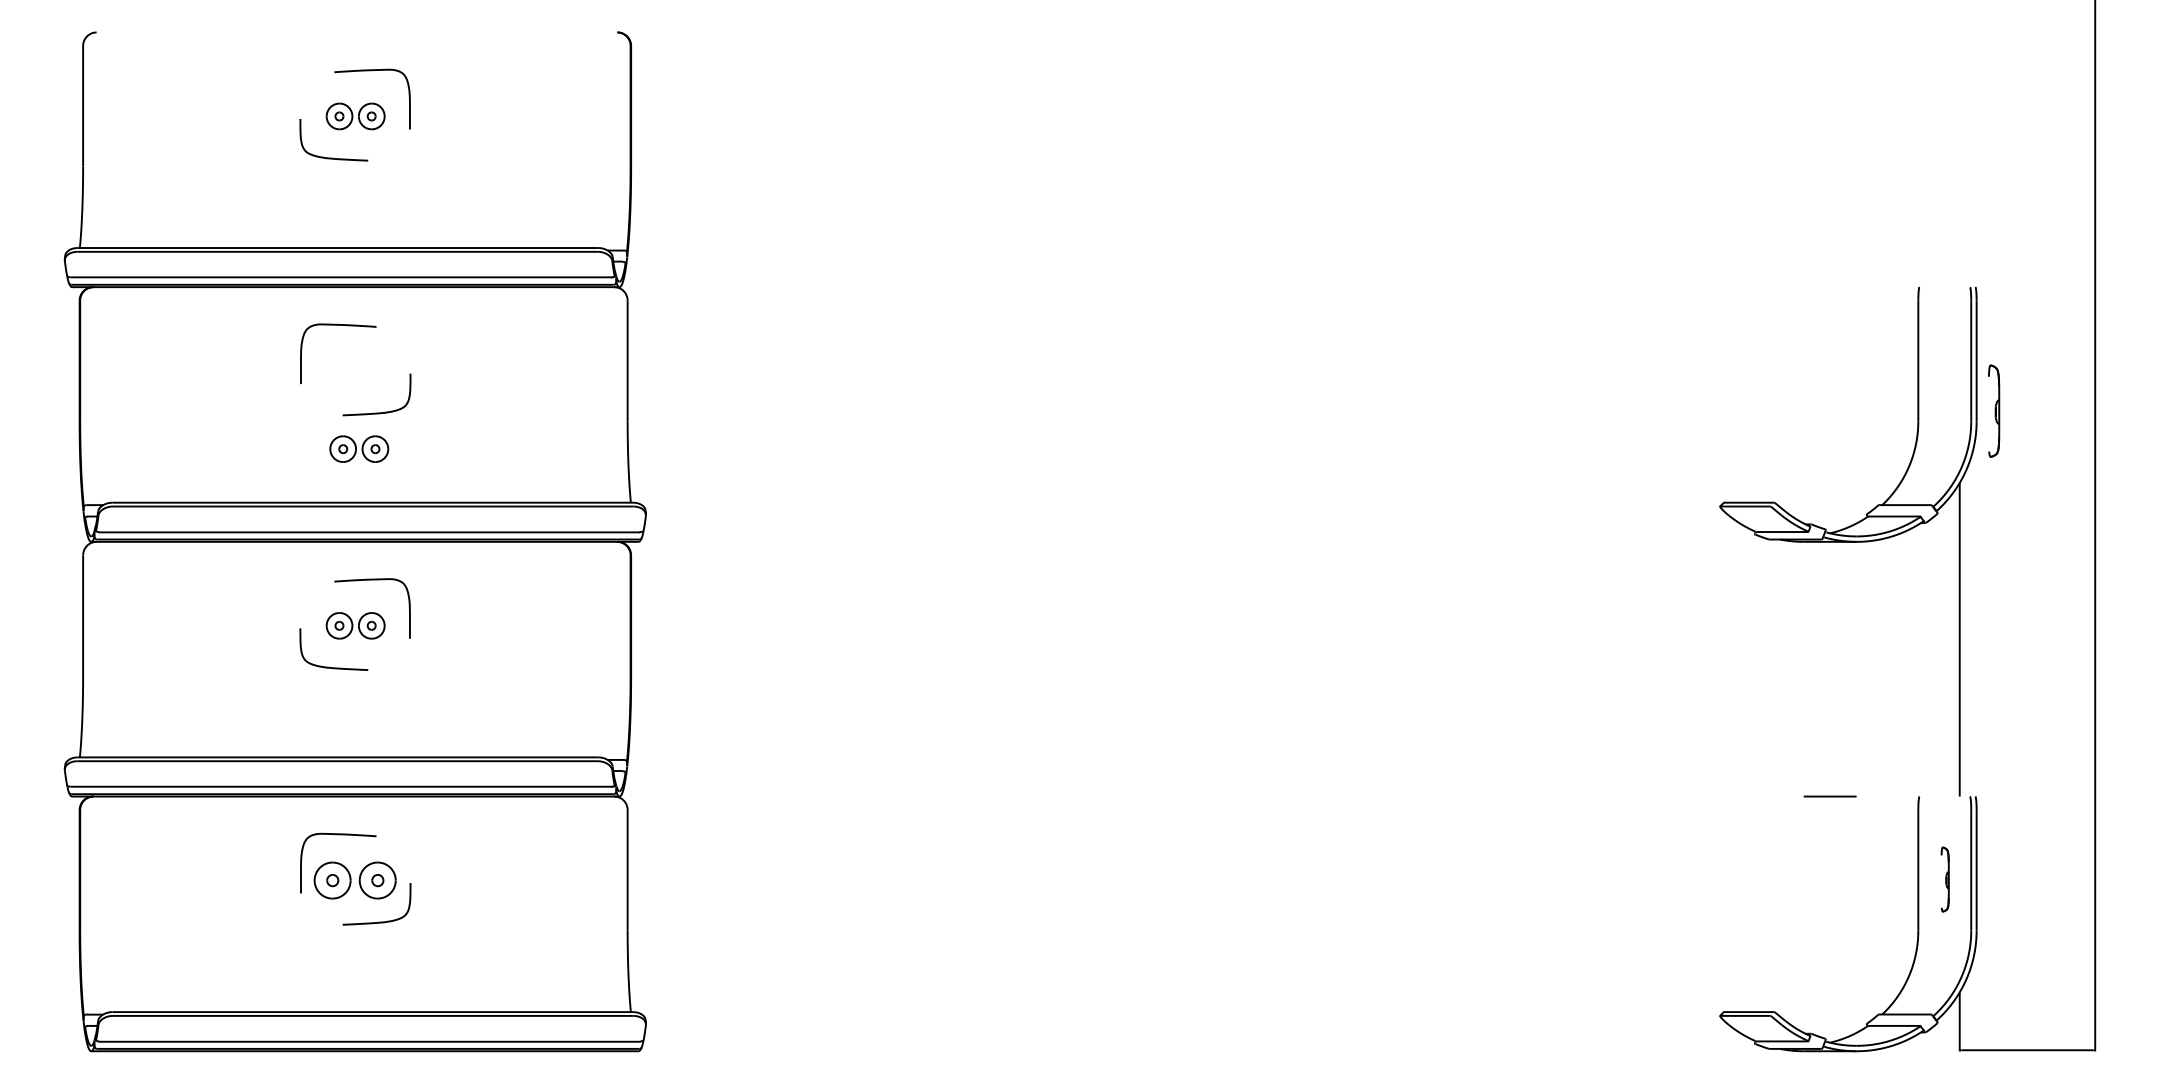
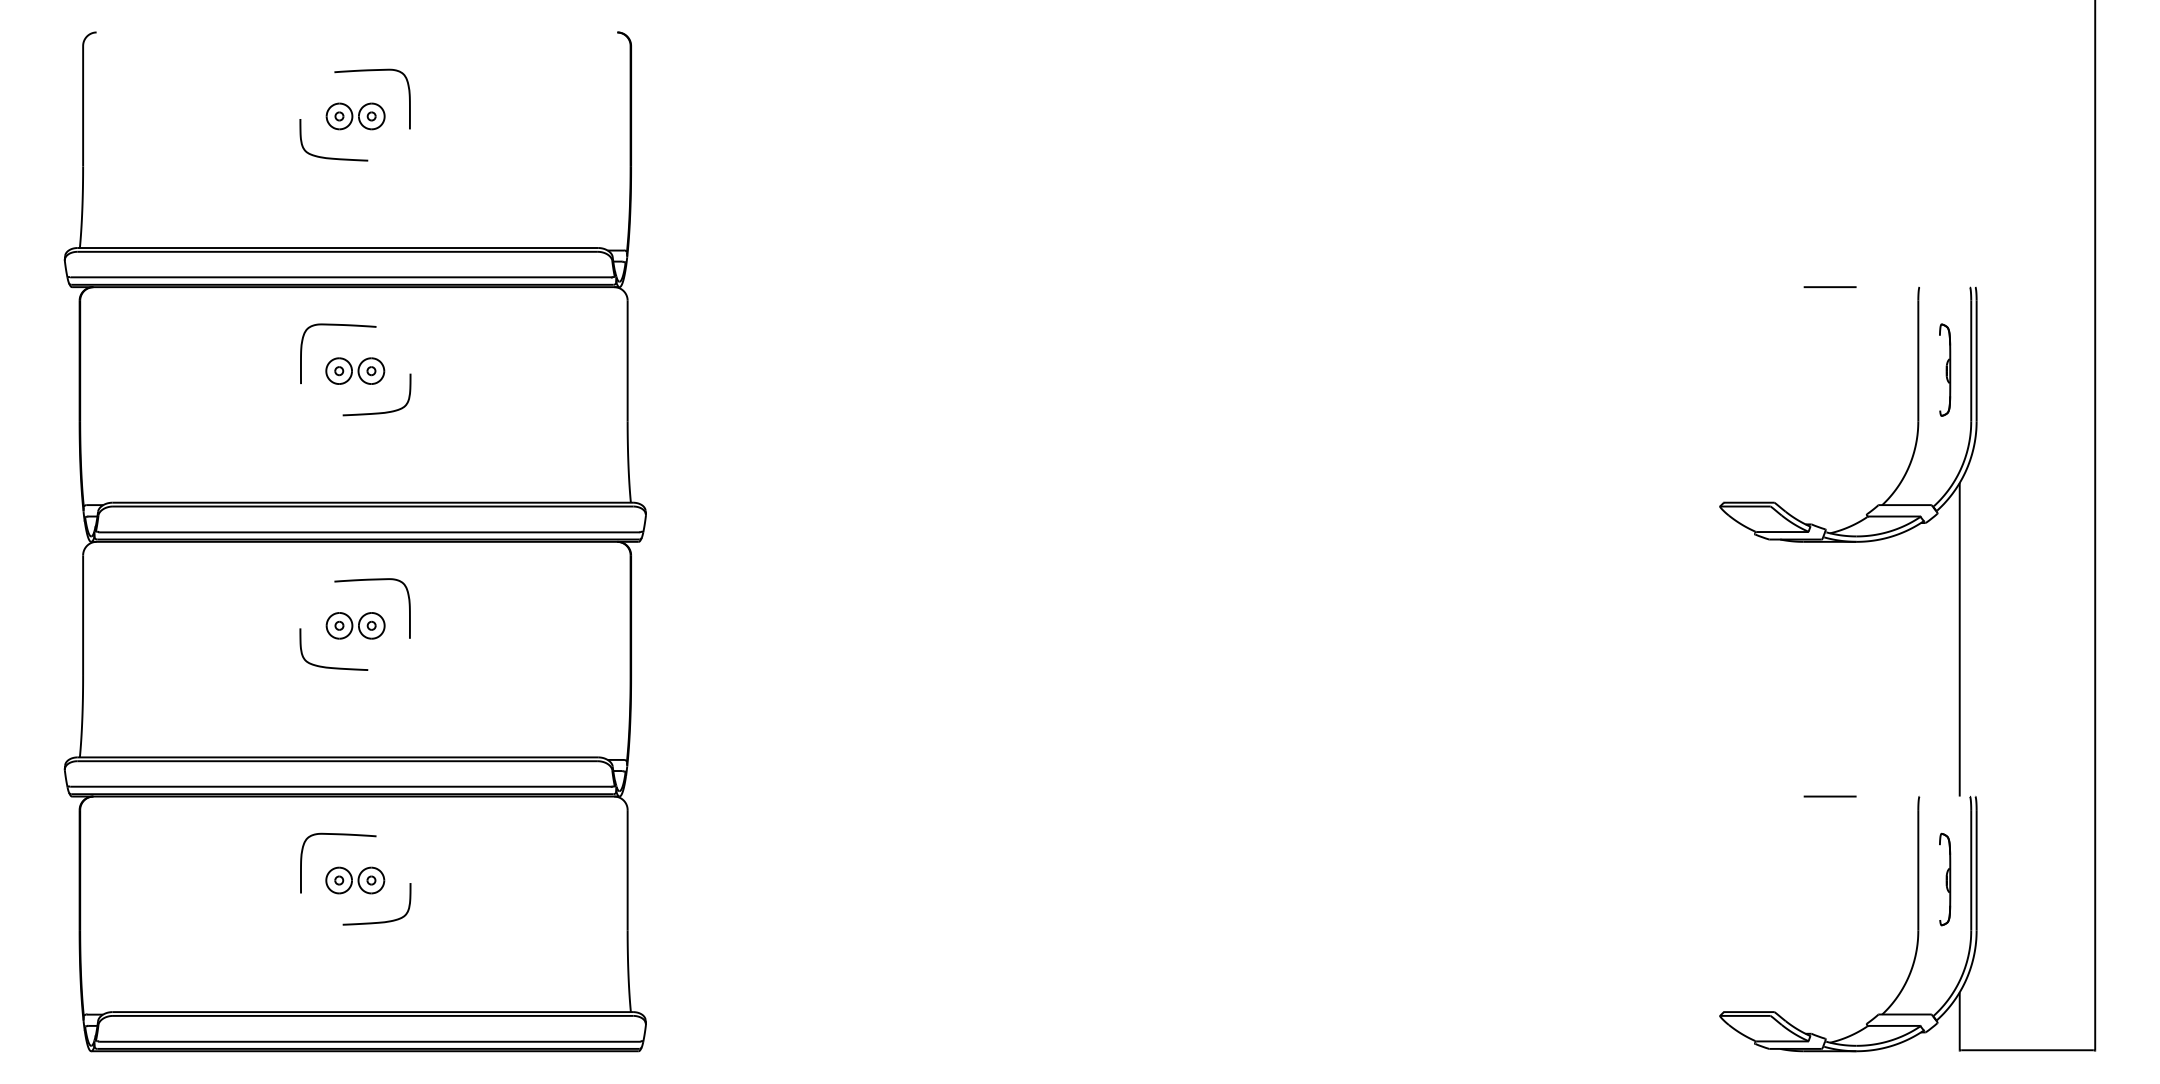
line: none -> present (1829, 287)
part position: (1994, 410) -> (1945, 369) (1945, 369)
part position: (359, 448) -> (355, 370) (355, 370)
part size: 10x67 px -> 13x95 px (1945, 879)
part size: 84x39 px -> 61x29 px (355, 880)
